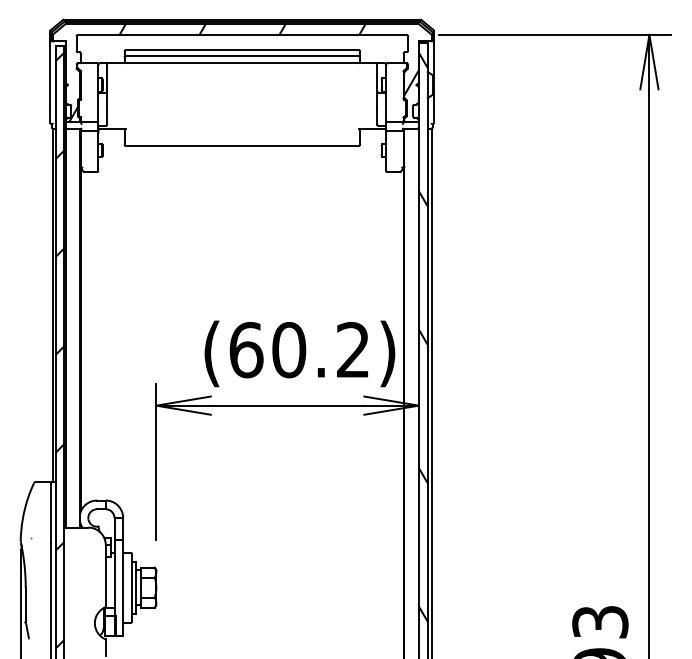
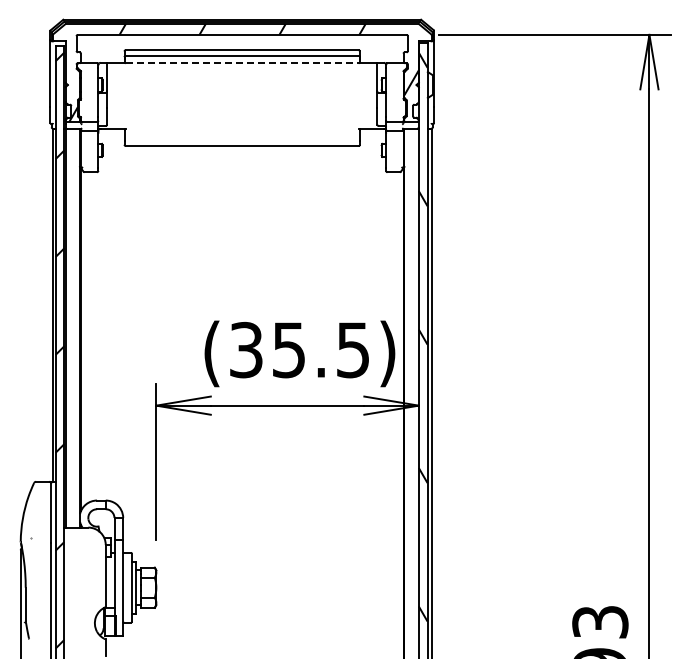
line: solid -> dashed (242, 63)
text: (60.2) -> (35.5) (298, 349)
